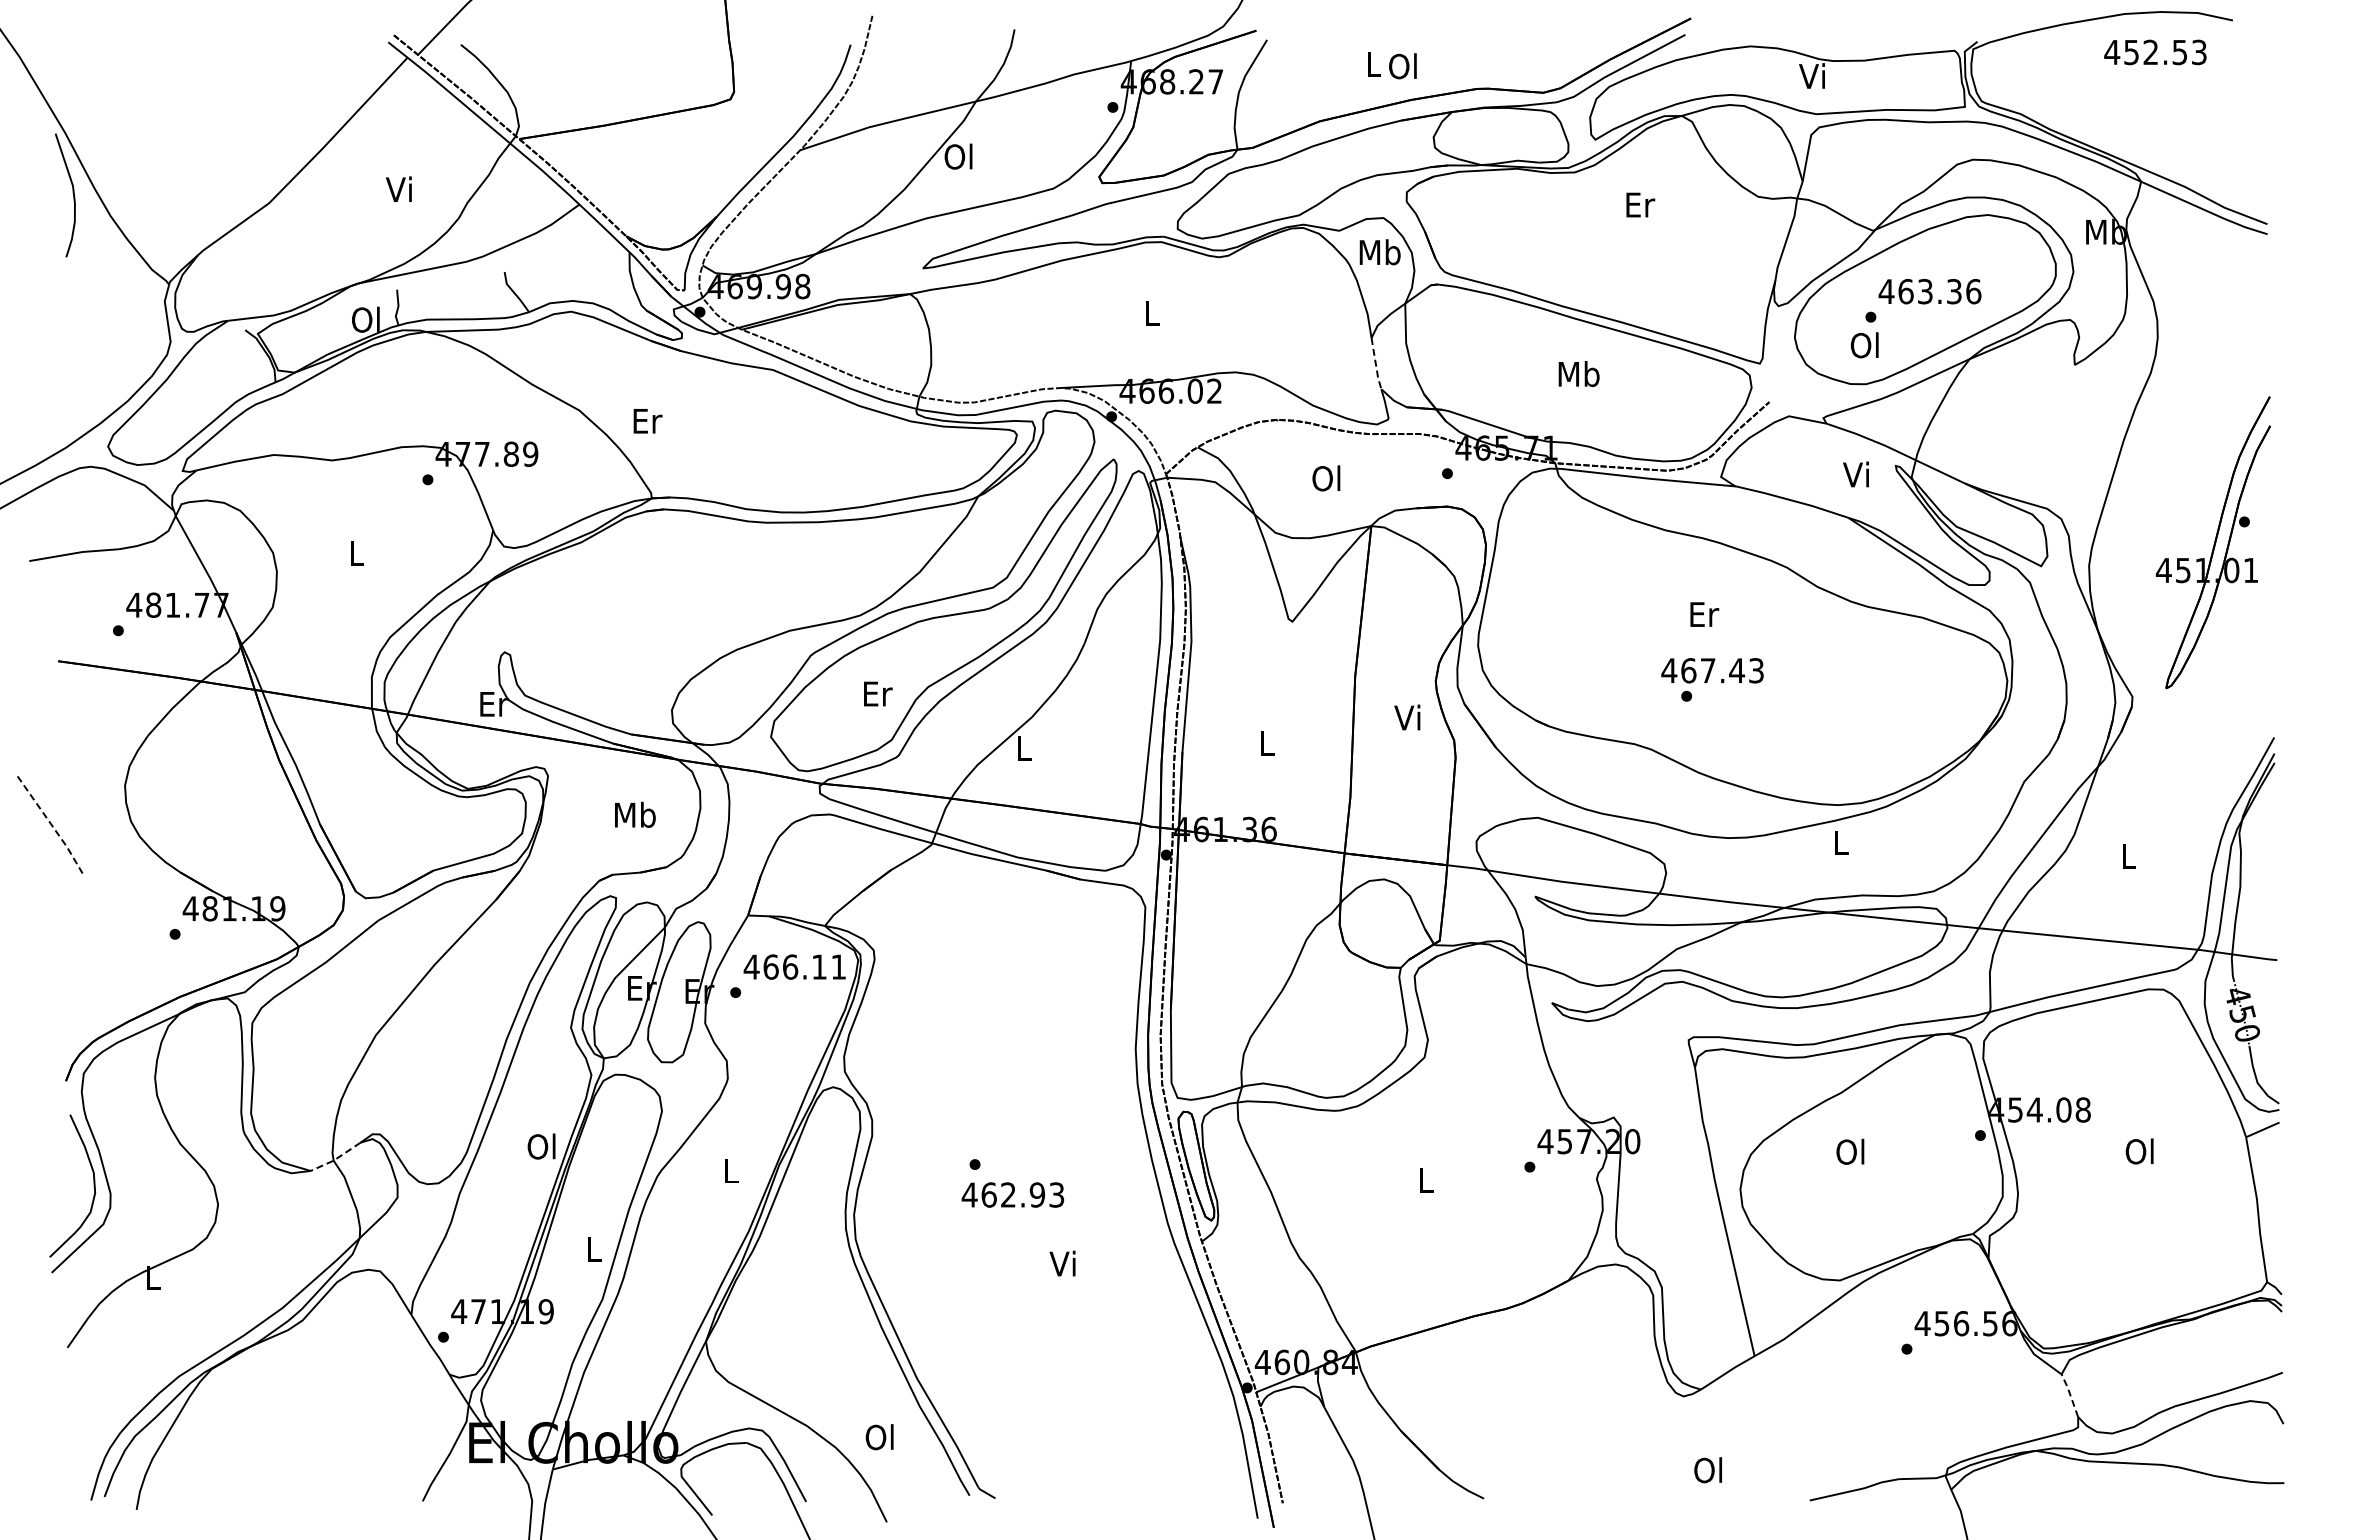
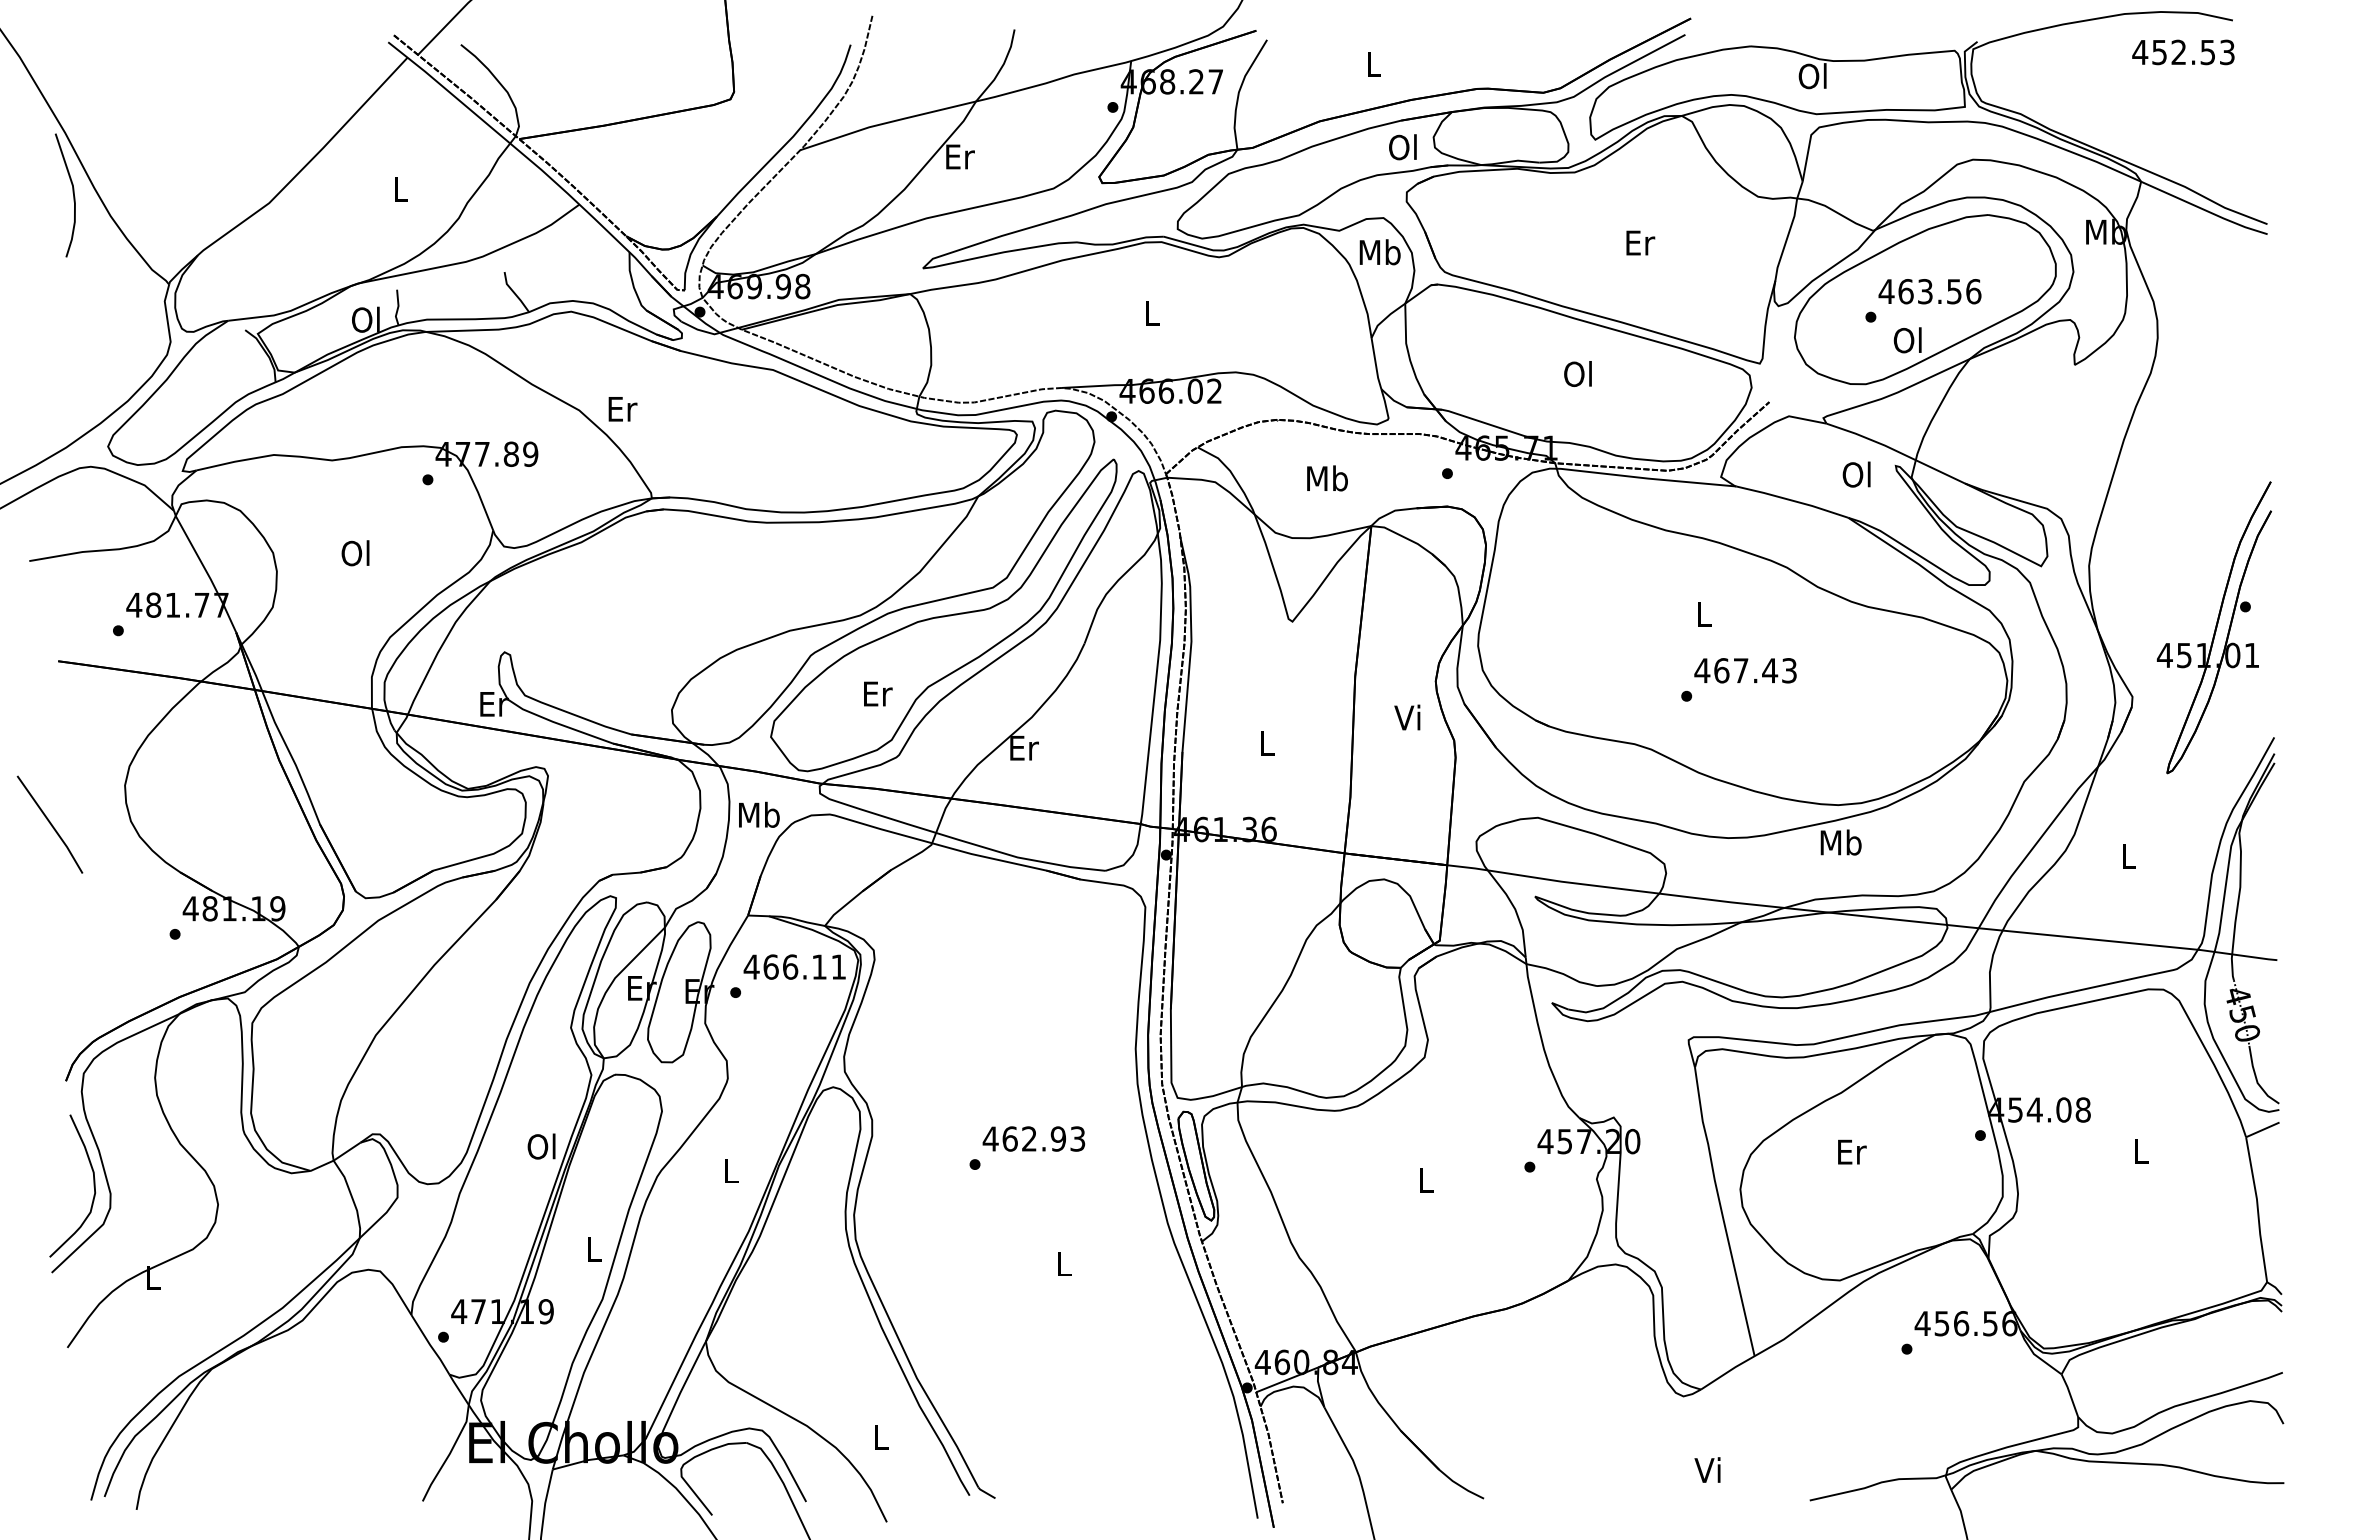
text position: (2155, 52) -> (2183, 52) (2183, 52)
text position: (1402, 66) -> (1402, 147) (1402, 147)
text: Vi -> Ol (1812, 76)
text: Ol -> Er (959, 156)
text: Vi -> L (398, 188)
text position: (1640, 204) -> (1640, 242) (1640, 242)
text: 463.36 -> 463.56 (1954, 291)
text position: (1864, 345) -> (1907, 340) (1907, 340)
line: dashed -> solid (1375, 364)
text: Mb -> Ol (1578, 374)
text position: (647, 421) -> (622, 409) (622, 409)
text: Vi -> Ol (1856, 474)
text: Ol -> Mb (1327, 478)
part position: (2213, 542) -> (2214, 627) (2214, 627)
text: L -> Ol (355, 553)
text: Er -> L (1704, 614)
text position: (1712, 670) -> (1745, 670) (1745, 670)
text: L -> Er (1024, 747)
text position: (635, 814) -> (759, 814) (759, 814)
line: dashed -> solid (51, 824)
text: L -> Mb (1840, 842)
text: Ol -> Er (1851, 1151)
text: Ol -> L (2139, 1151)
line: dashed -> solid (336, 1159)
text position: (1012, 1194) -> (1033, 1138) (1033, 1138)
text: Vi -> L (1062, 1263)
line: dashed -> solid (2070, 1394)
text: Ol -> L (879, 1437)
text: Ol -> Vi (1707, 1470)
